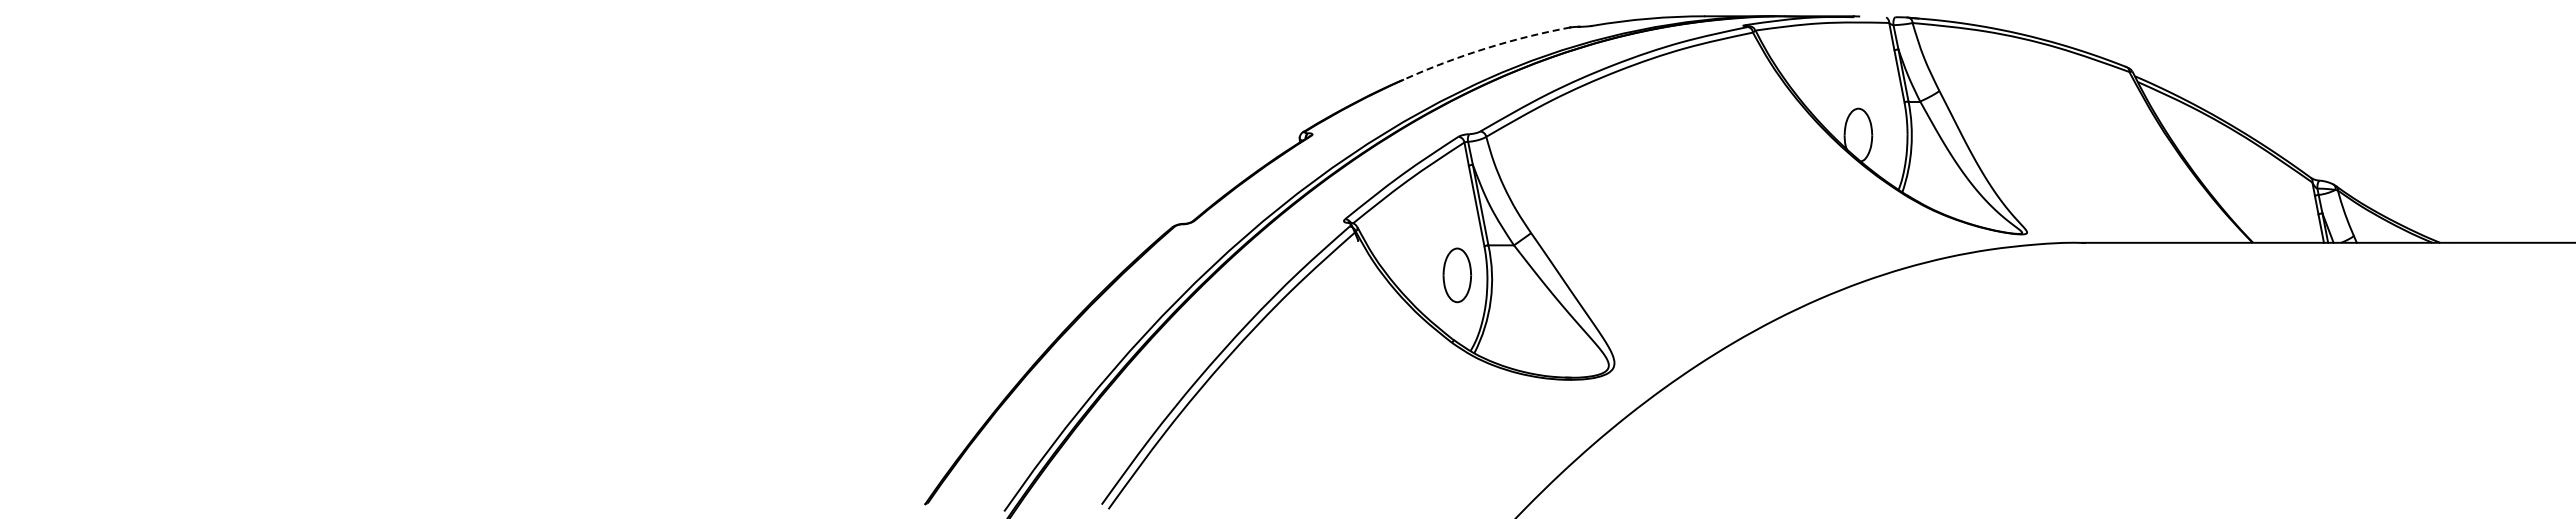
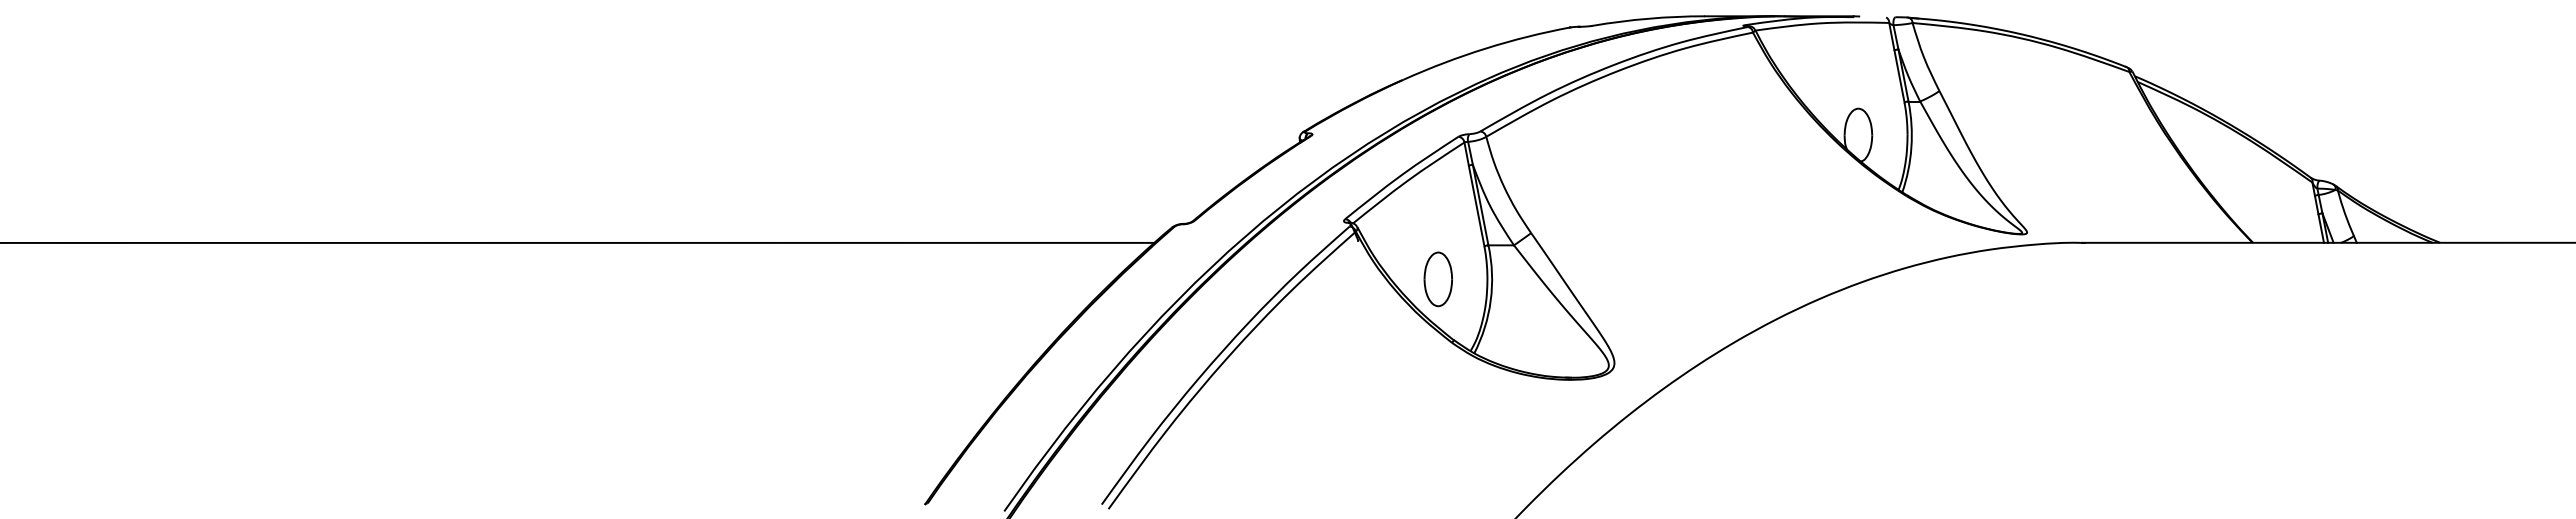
arc: dashed -> solid (1485, 48)
line: none -> present (578, 242)
part position: (1456, 275) -> (1437, 279) (1437, 279)
